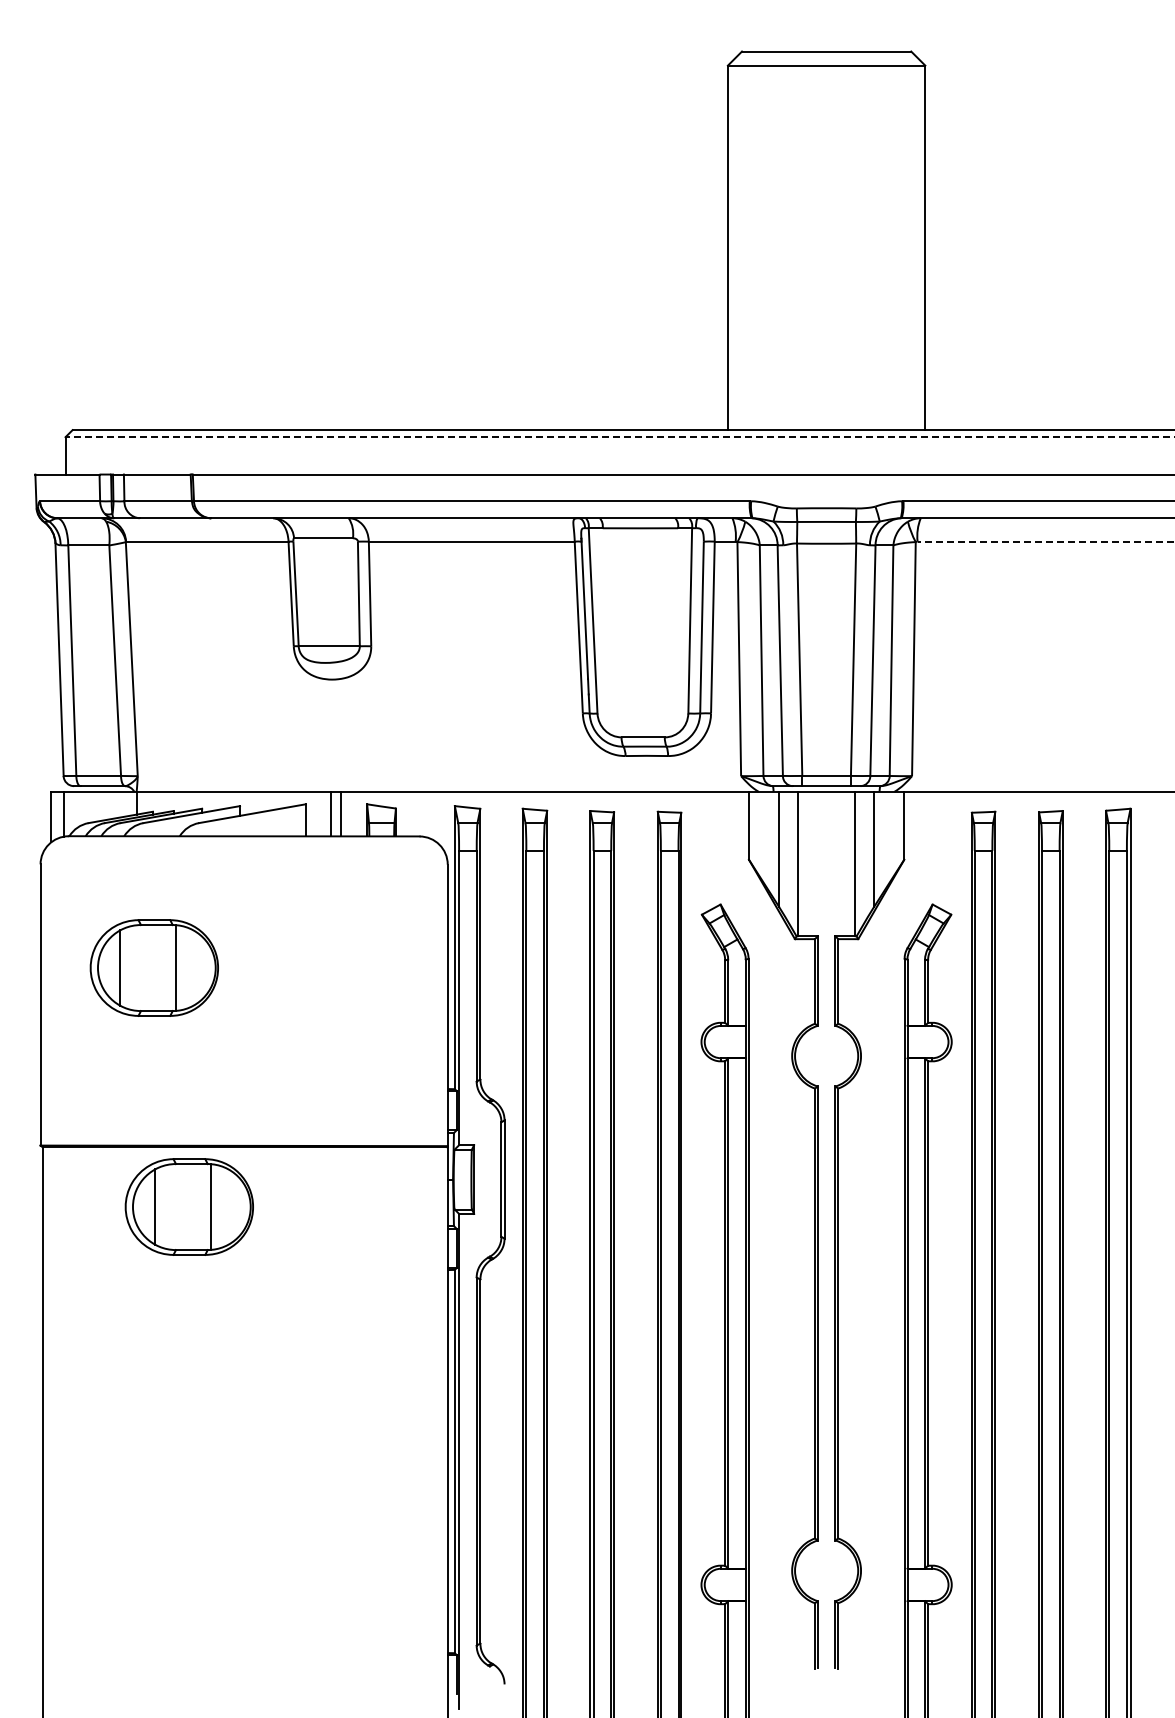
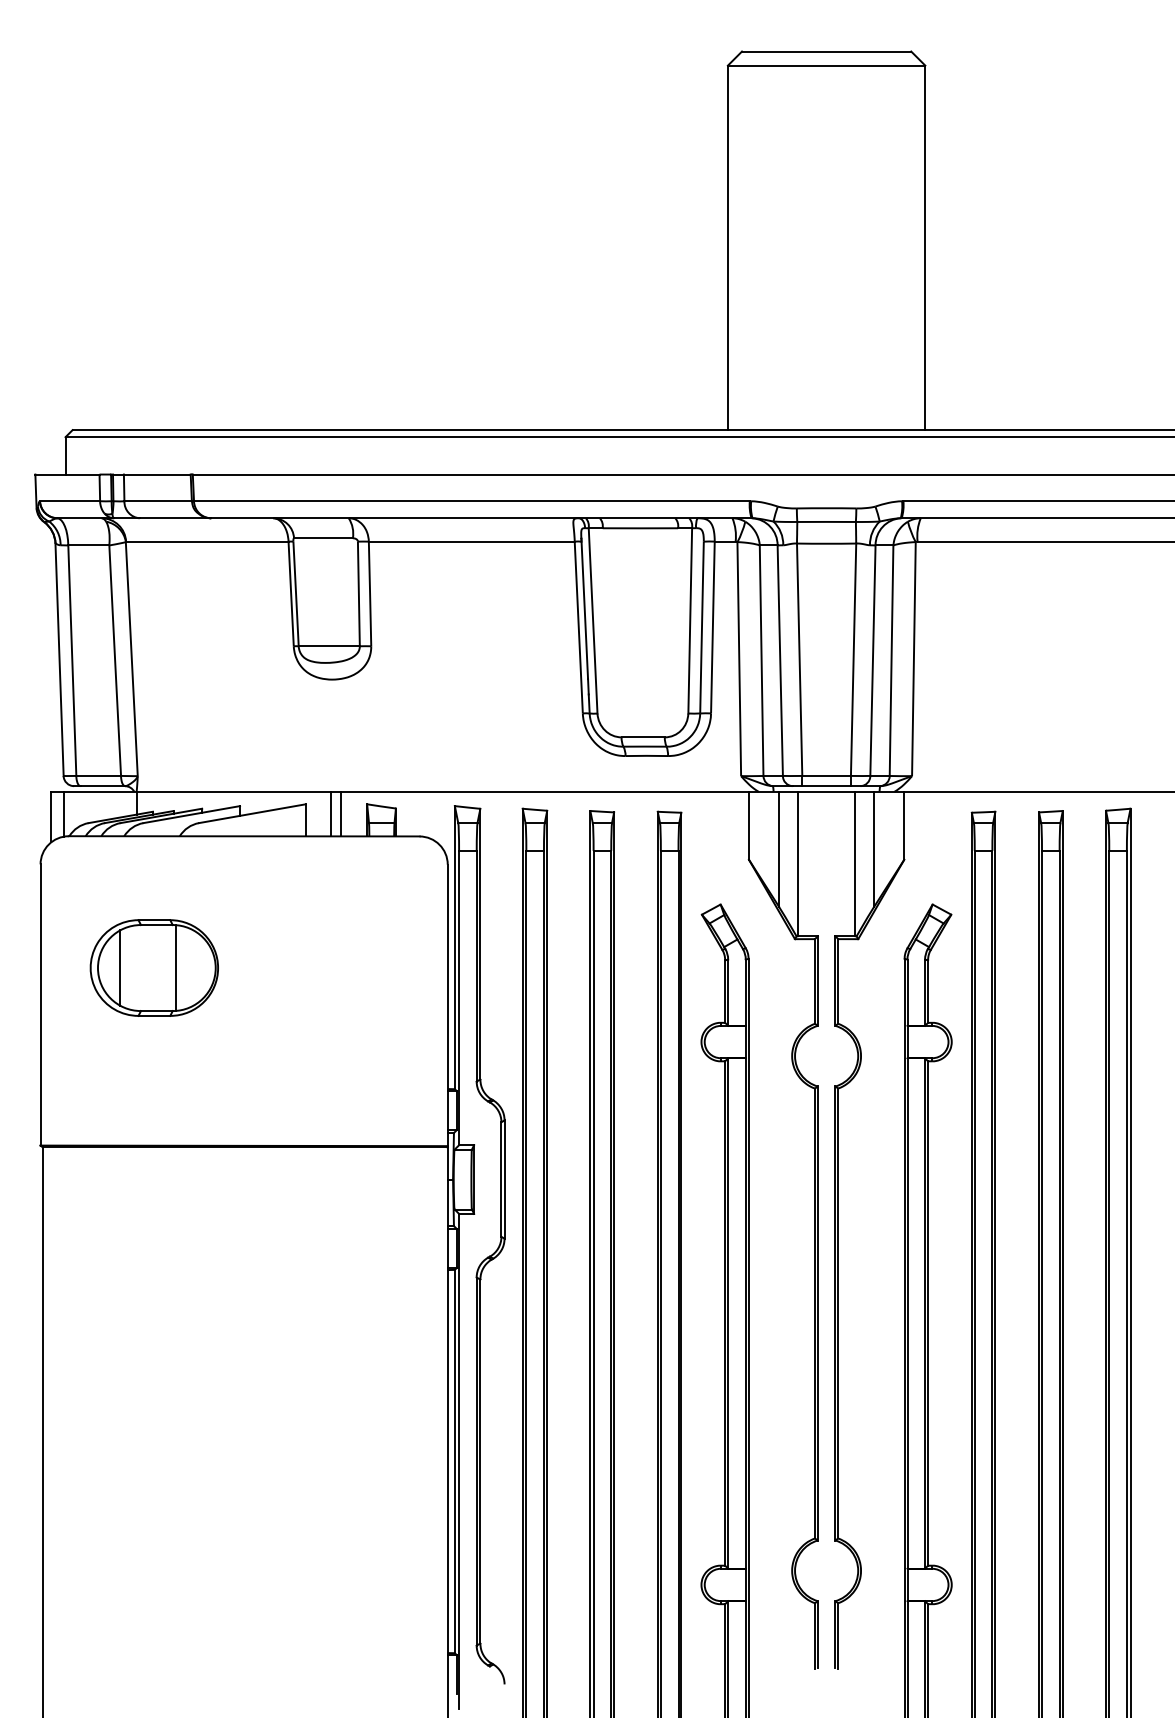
line: dashed -> solid (620, 437)
line: dashed -> solid (1045, 541)
part: present -> none (188, 1206)
